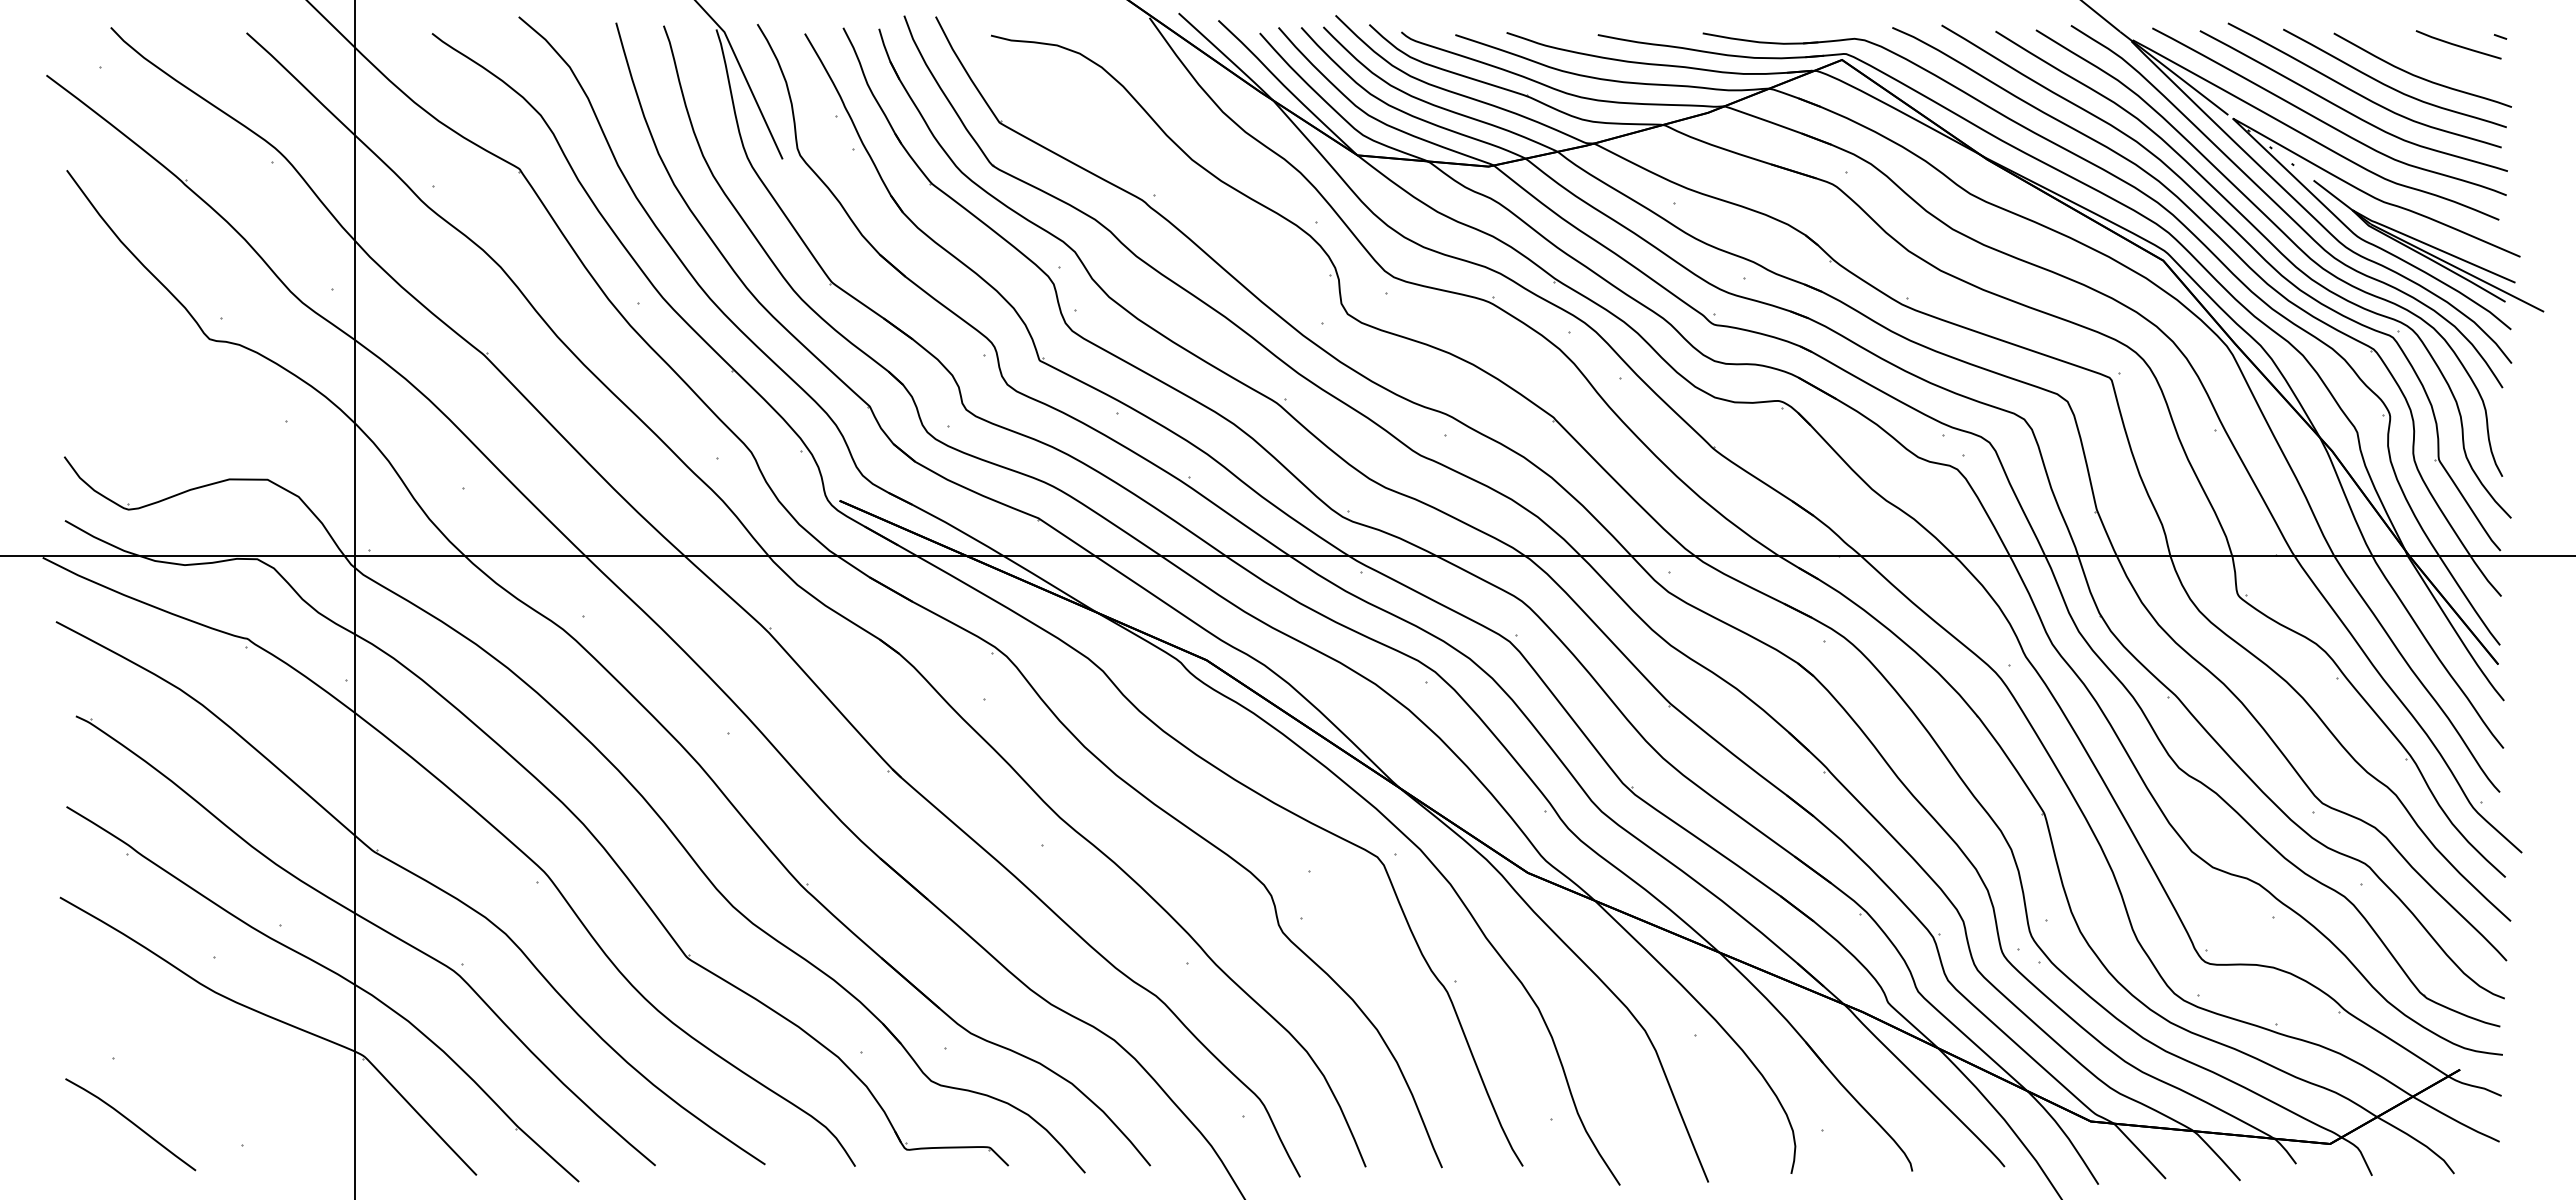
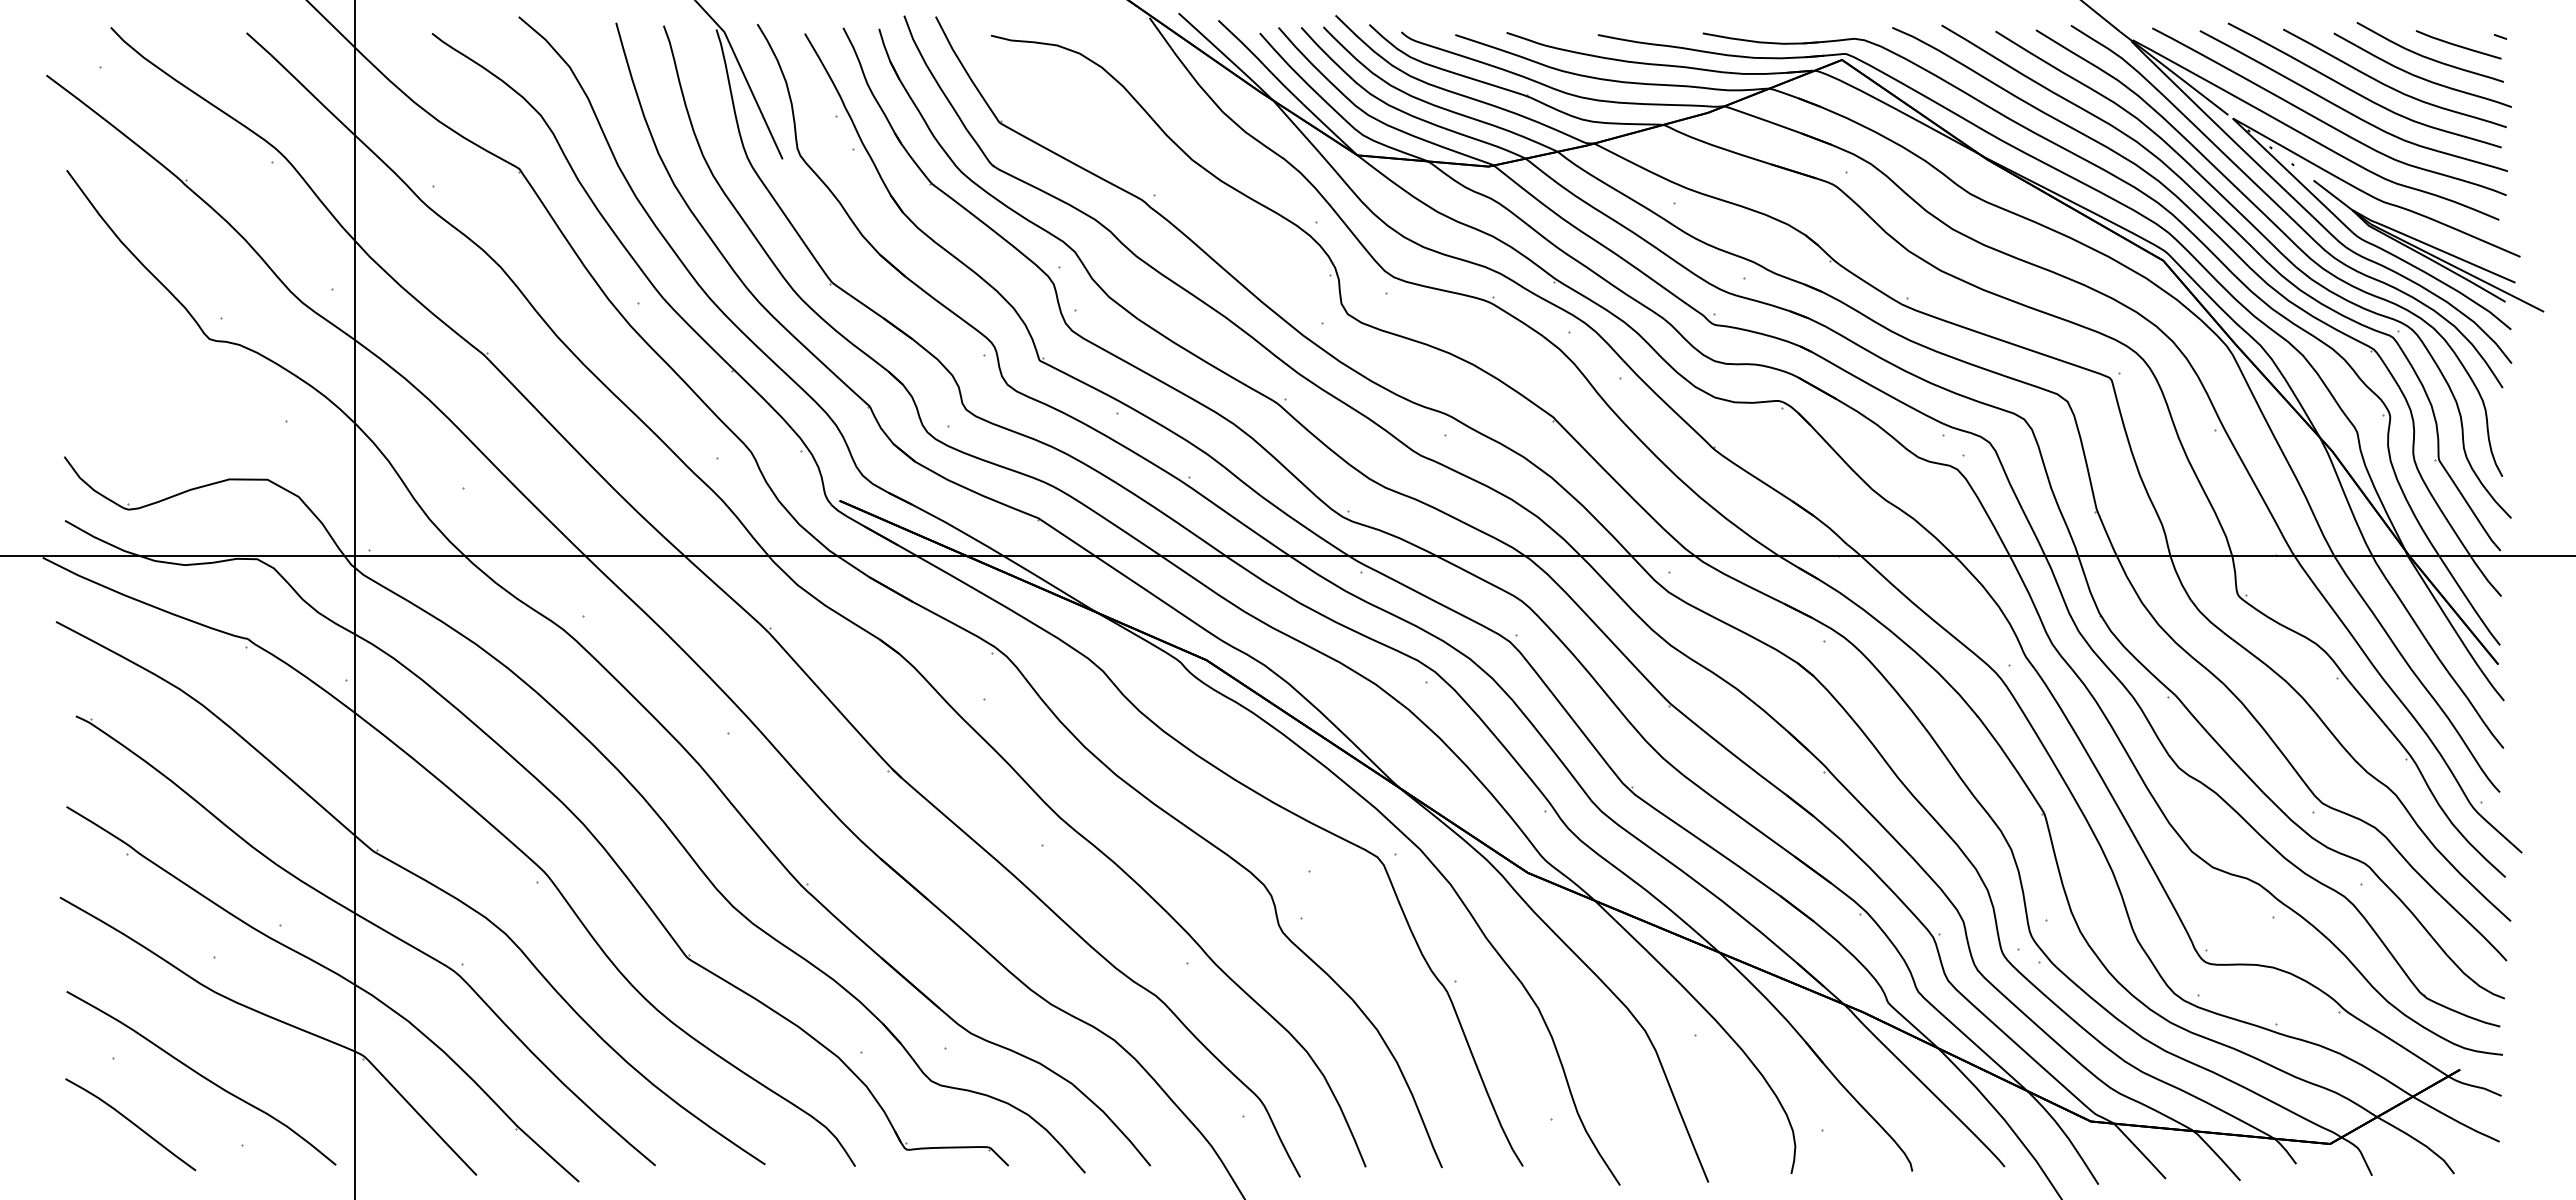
curve: none -> present (2426, 56)
curve: none -> present (202, 1077)
